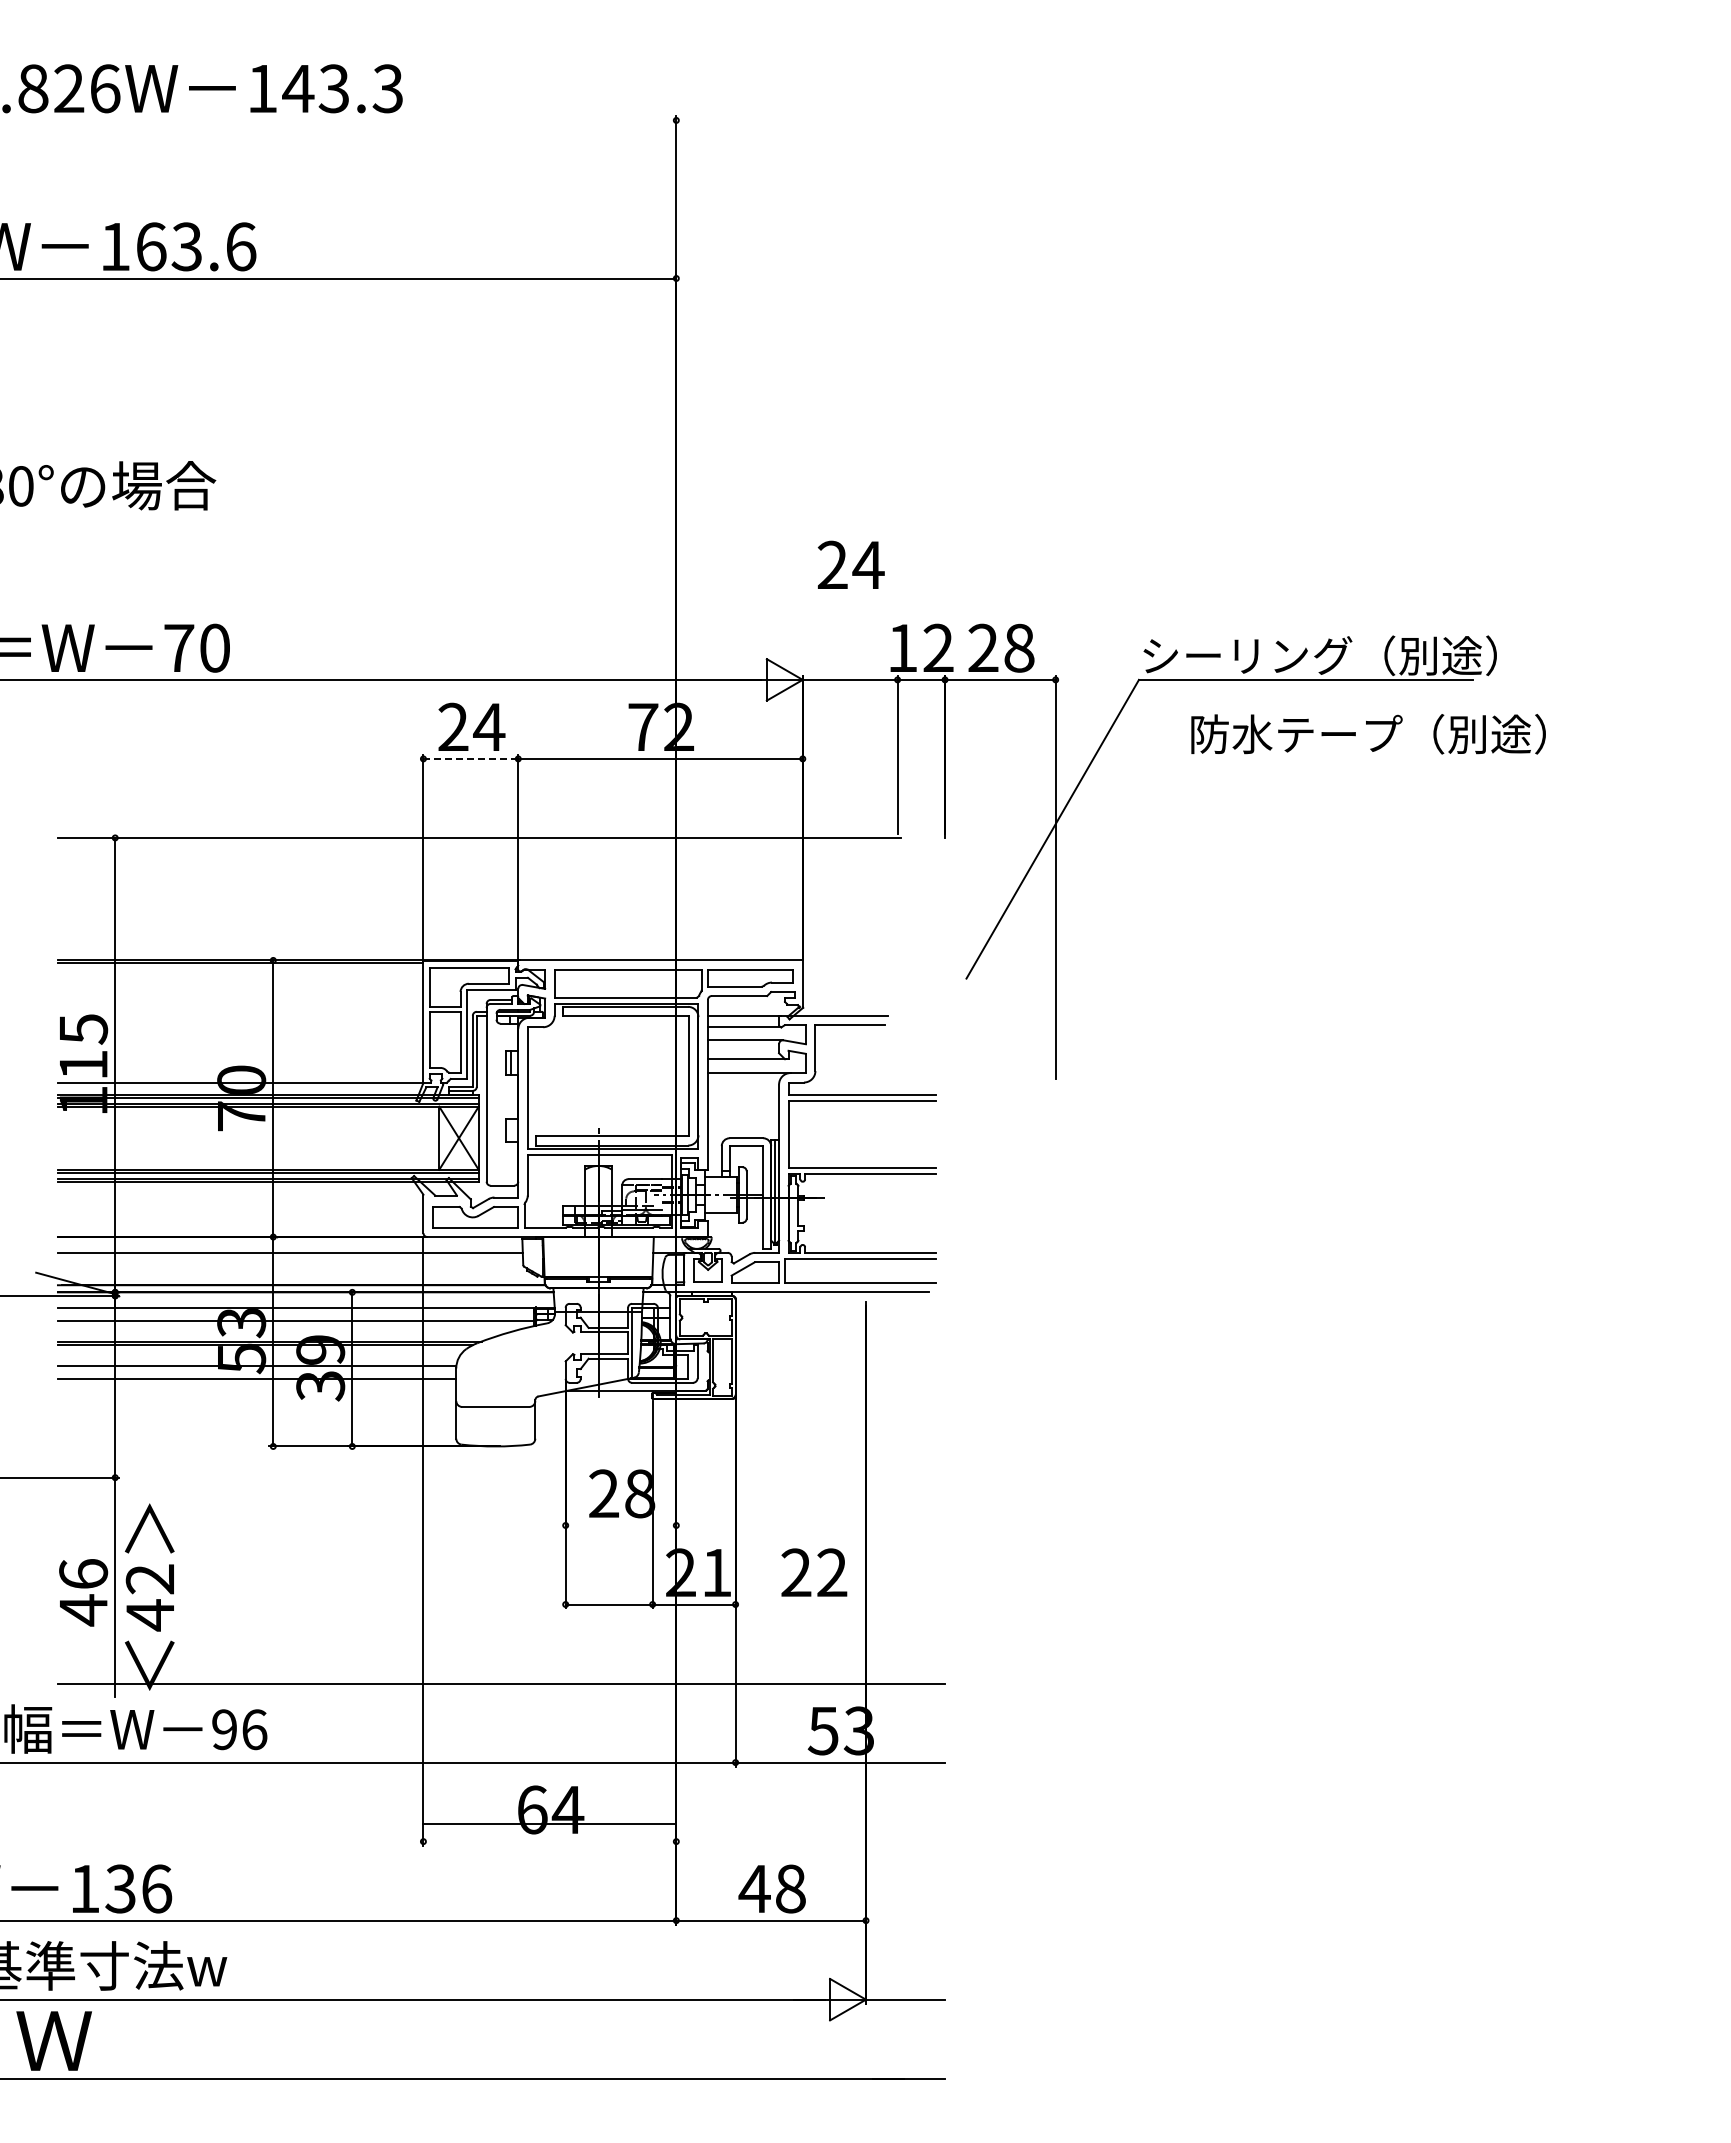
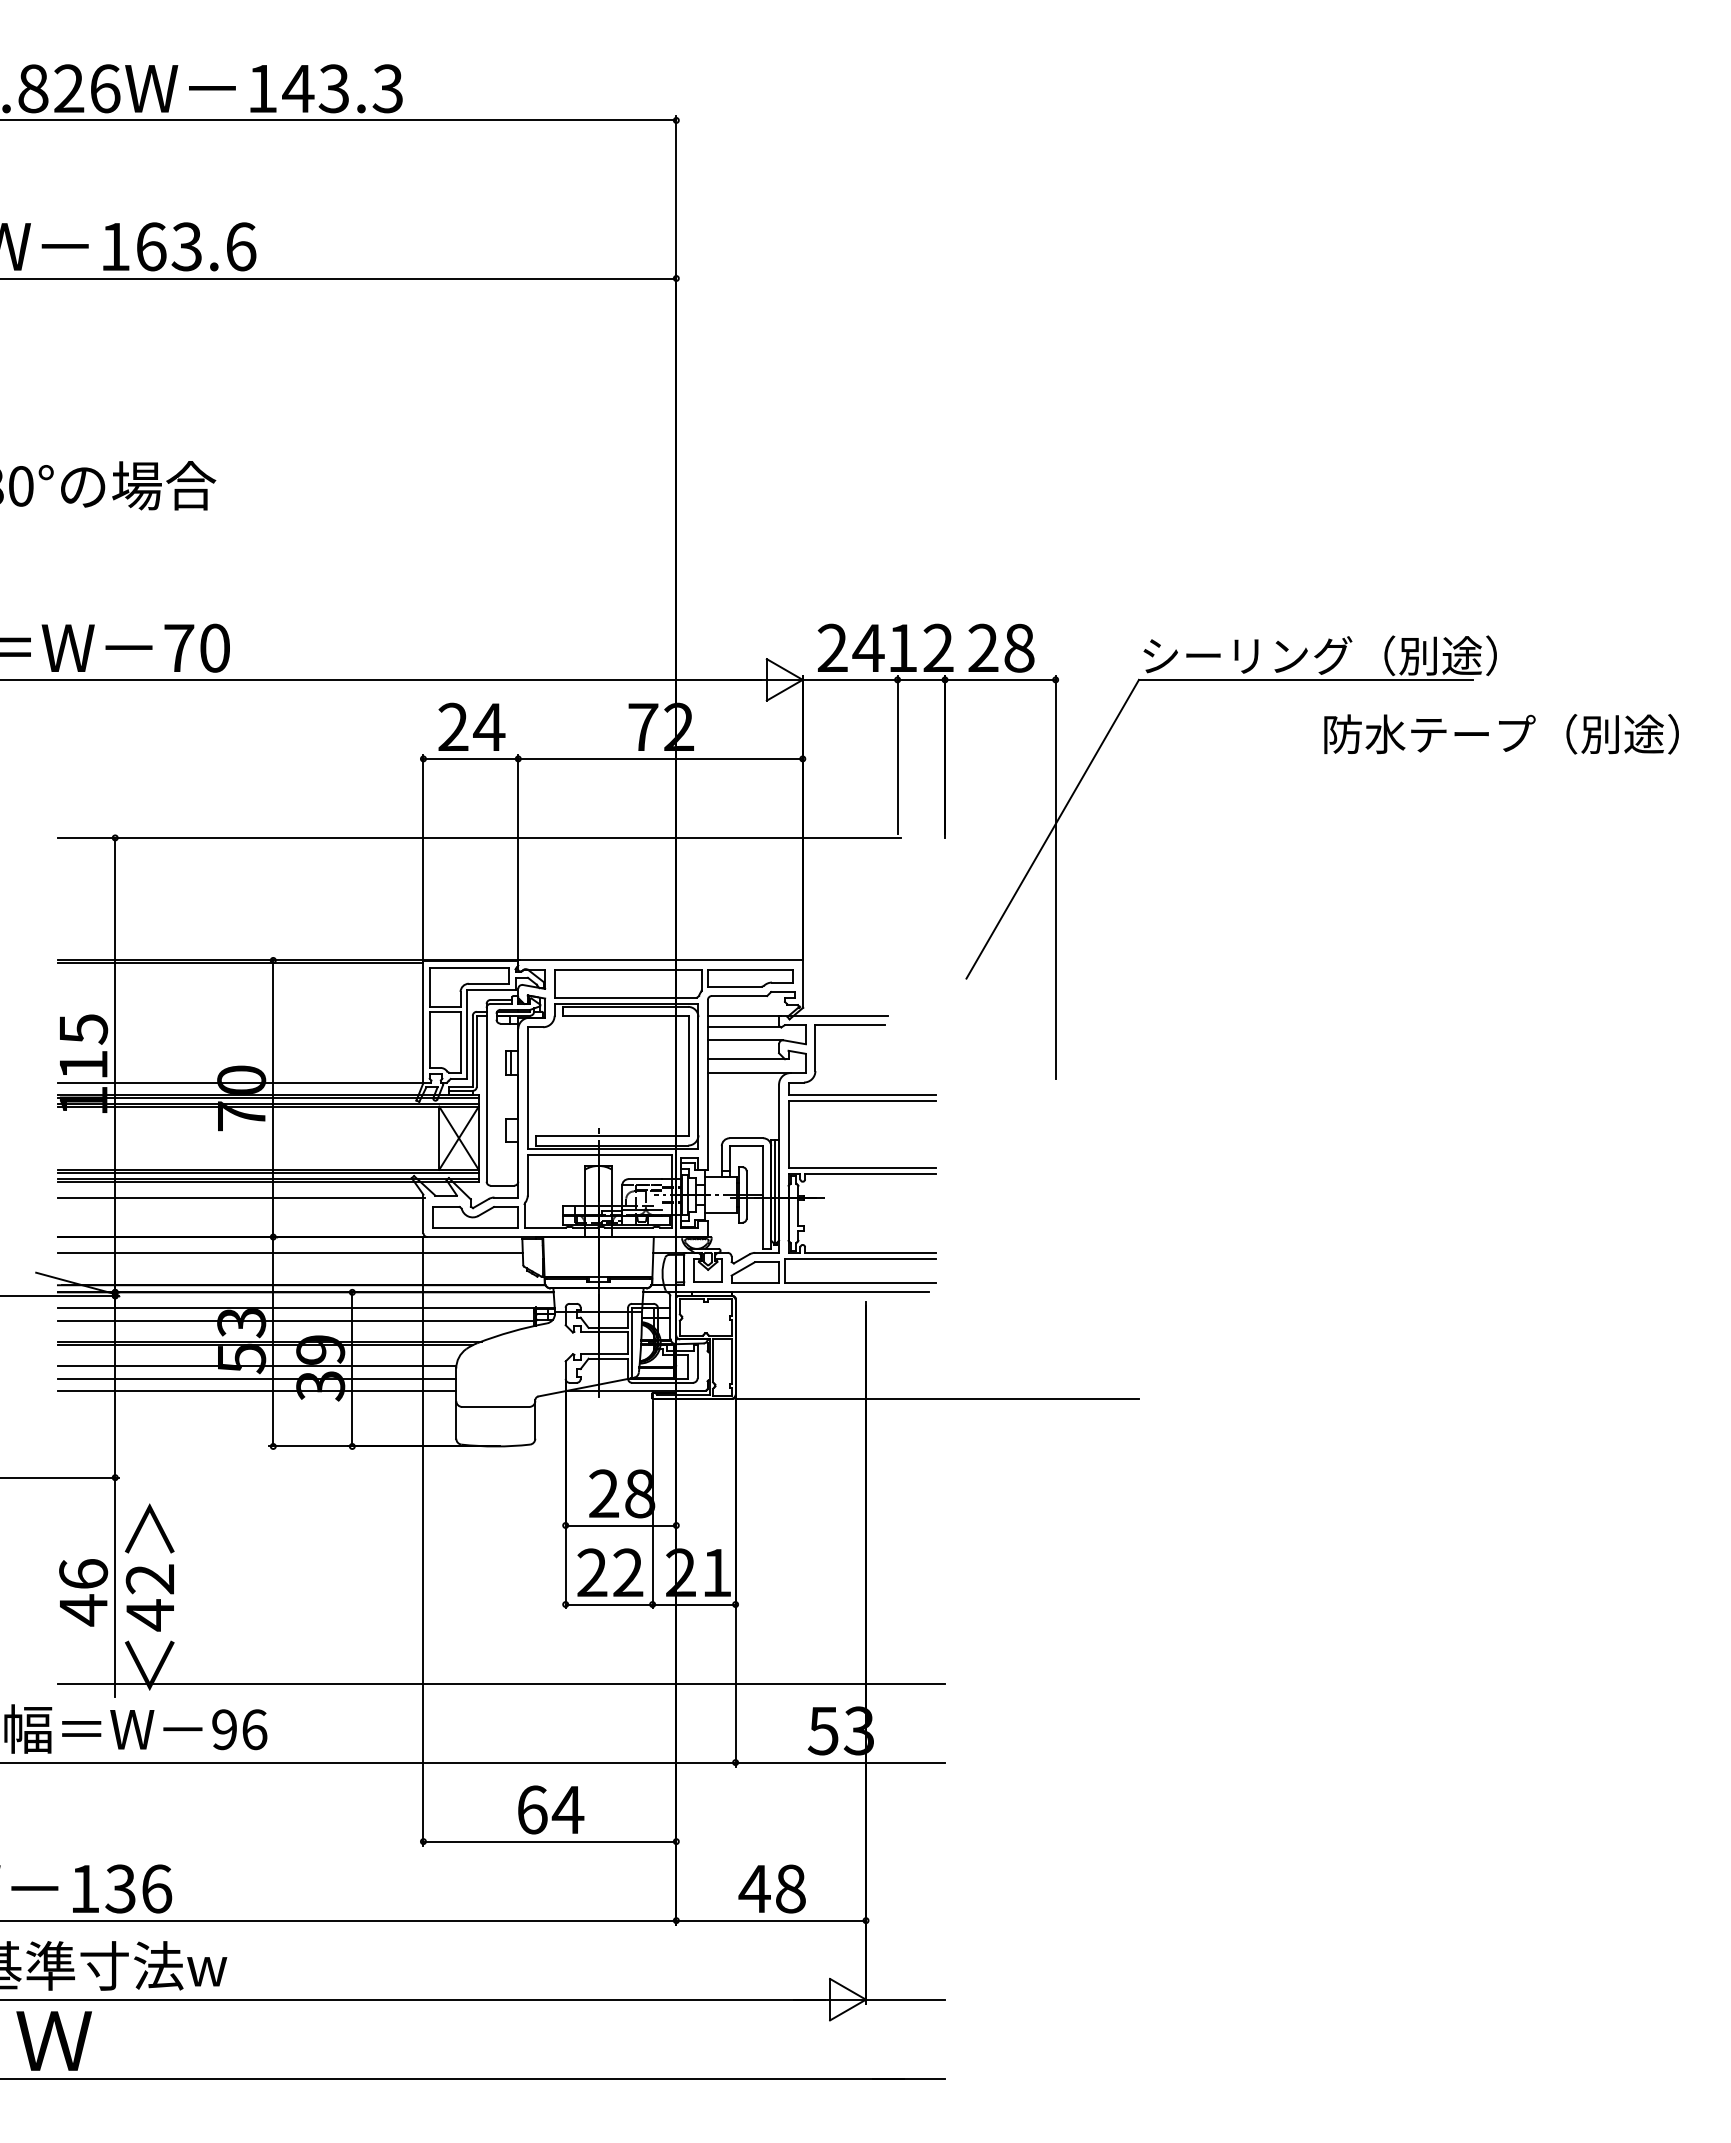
line: none -> present (339, 120)
text position: (850, 564) -> (850, 647) (850, 647)
text position: (1368, 734) -> (1501, 734) (1501, 734)
line: dashed -> solid (470, 758)
line: none -> present (241, 1197)
line: none -> present (256, 1390)
line: none -> present (936, 1398)
line: none -> present (620, 1525)
text position: (814, 1572) -> (610, 1572) (610, 1572)
line position: (549, 1823) -> (549, 1841) (549, 1841)
